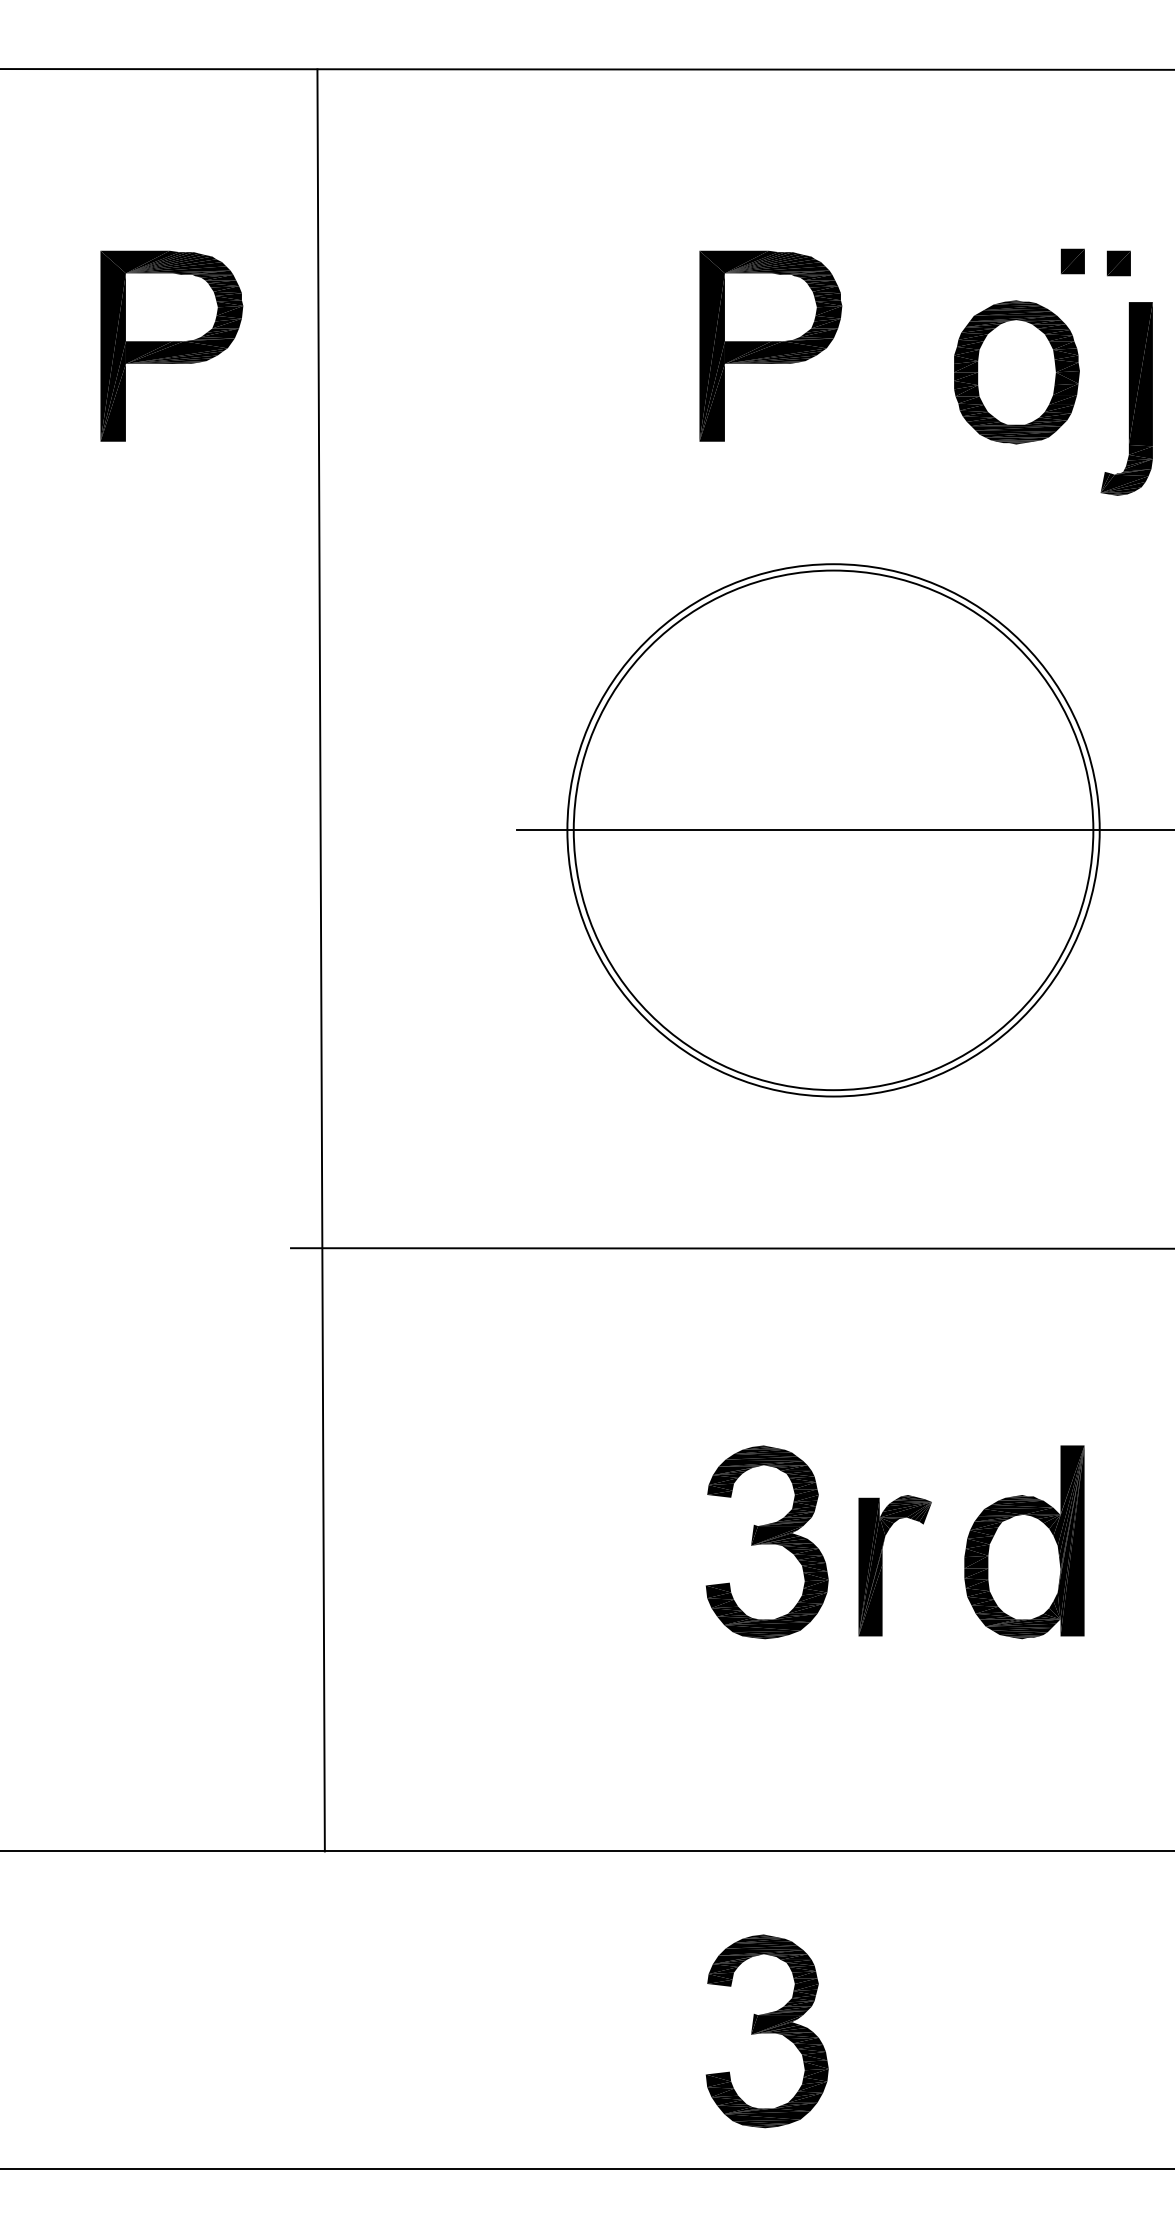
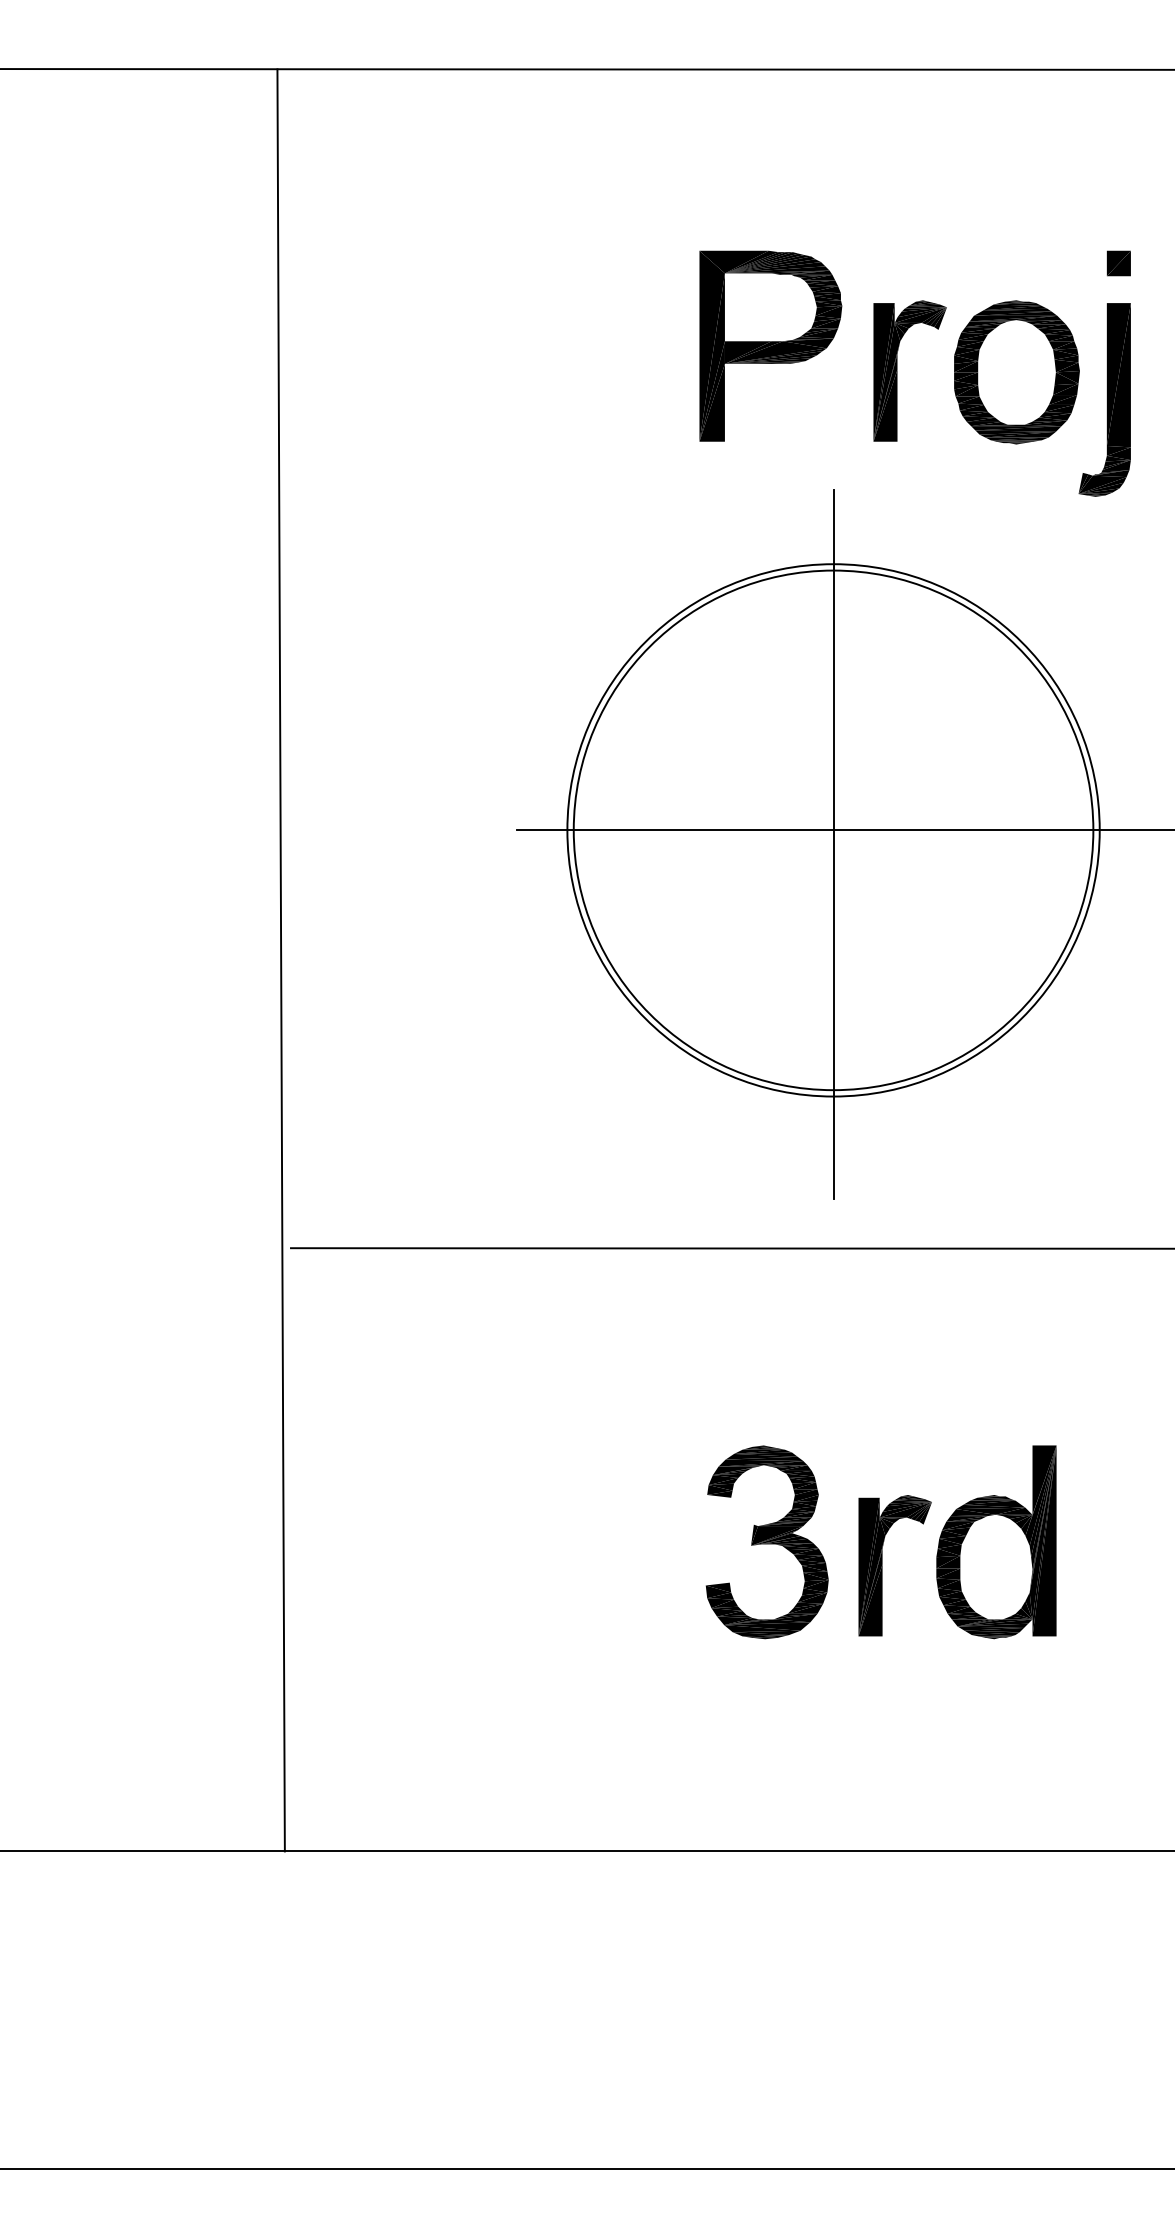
part: present -> none (1072, 261)
part: present -> none (171, 345)
part: none -> present (897, 370)
part position: (1126, 398) -> (1104, 399) (1104, 399)
line: none -> present (833, 843)
line position: (320, 960) -> (280, 960) (280, 960)
part position: (1024, 1542) -> (996, 1542) (996, 1542)
part: present -> none (766, 2031)
